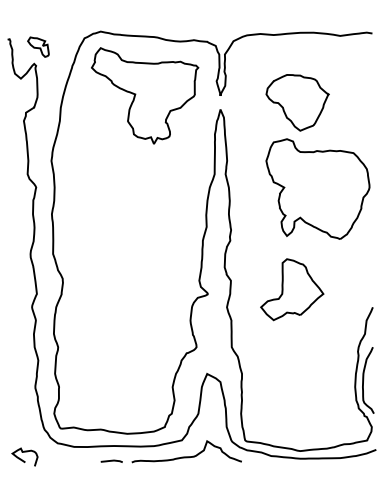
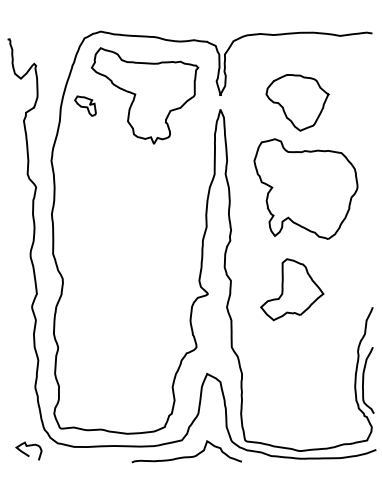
part position: (38, 46) -> (85, 105) (85, 105)
part position: (317, 188) -> (305, 188) (305, 188)
curve position: (21, 458) -> (25, 452) (25, 452)
line: present -> none (111, 460)
